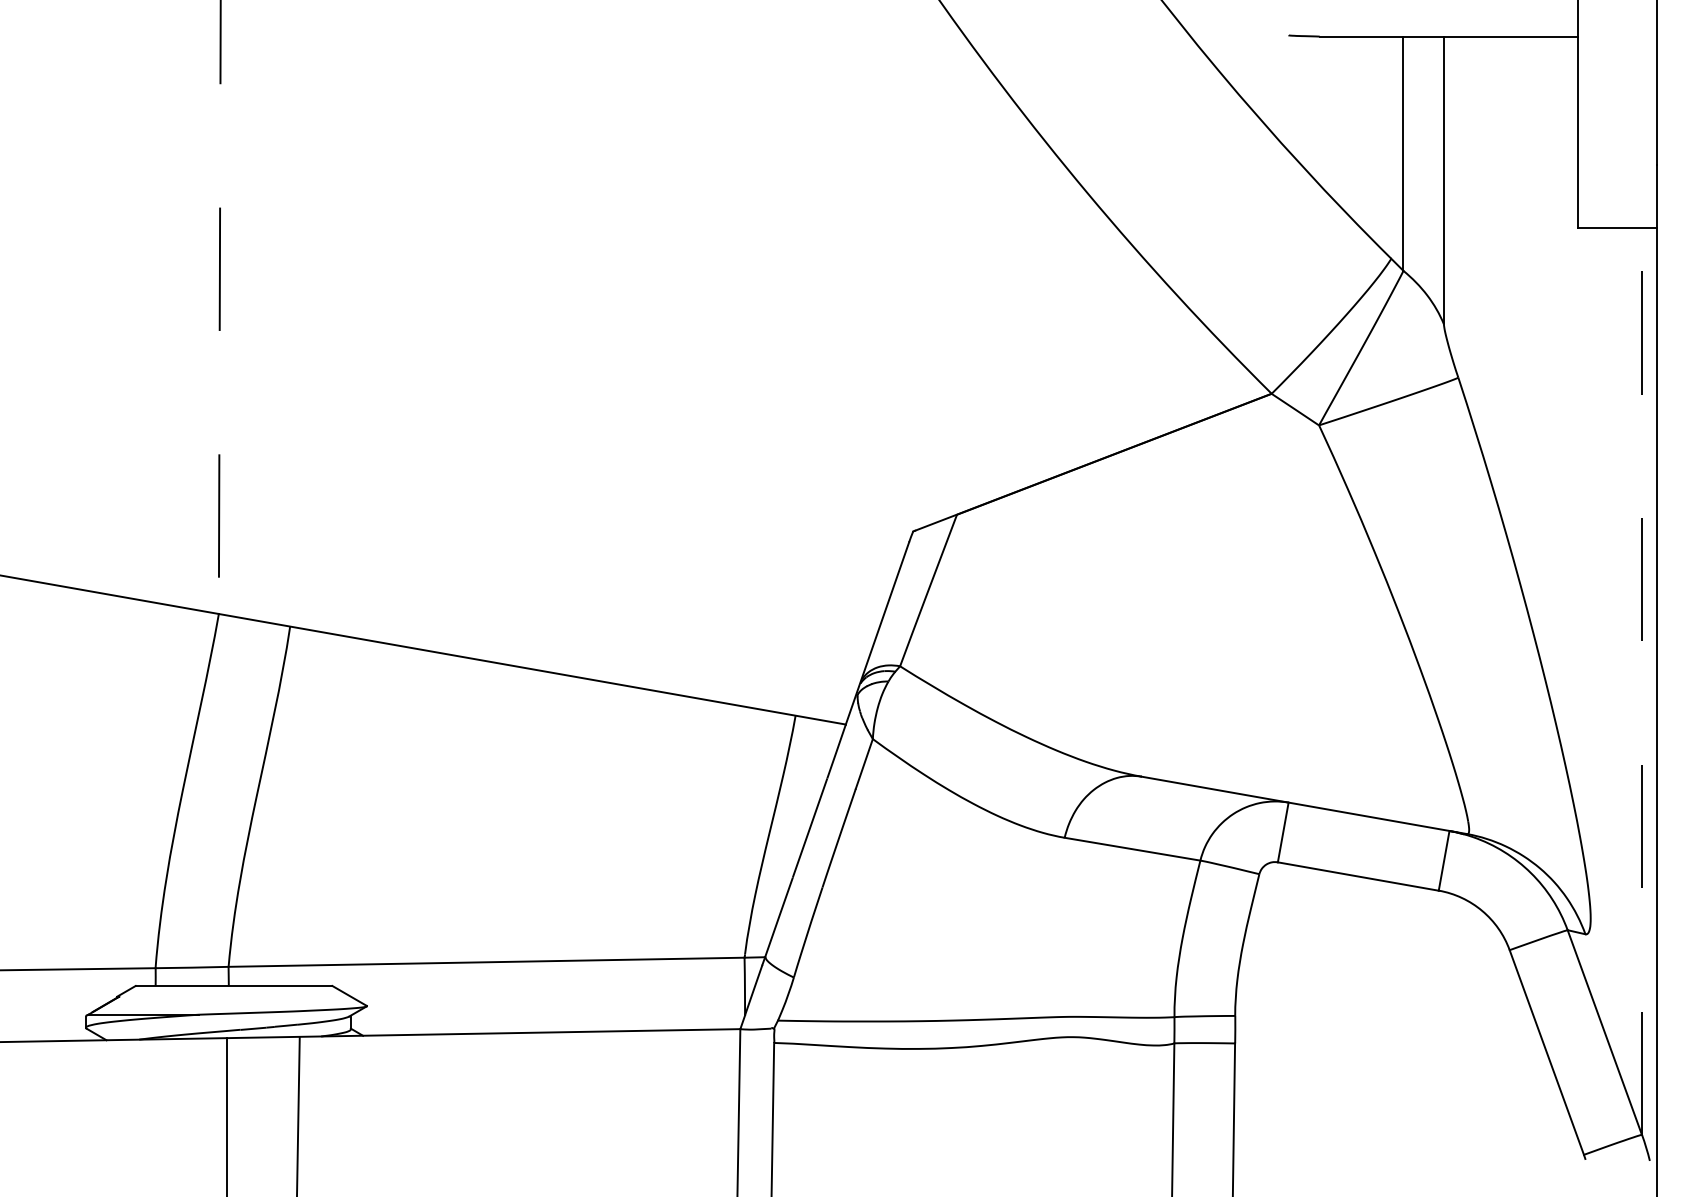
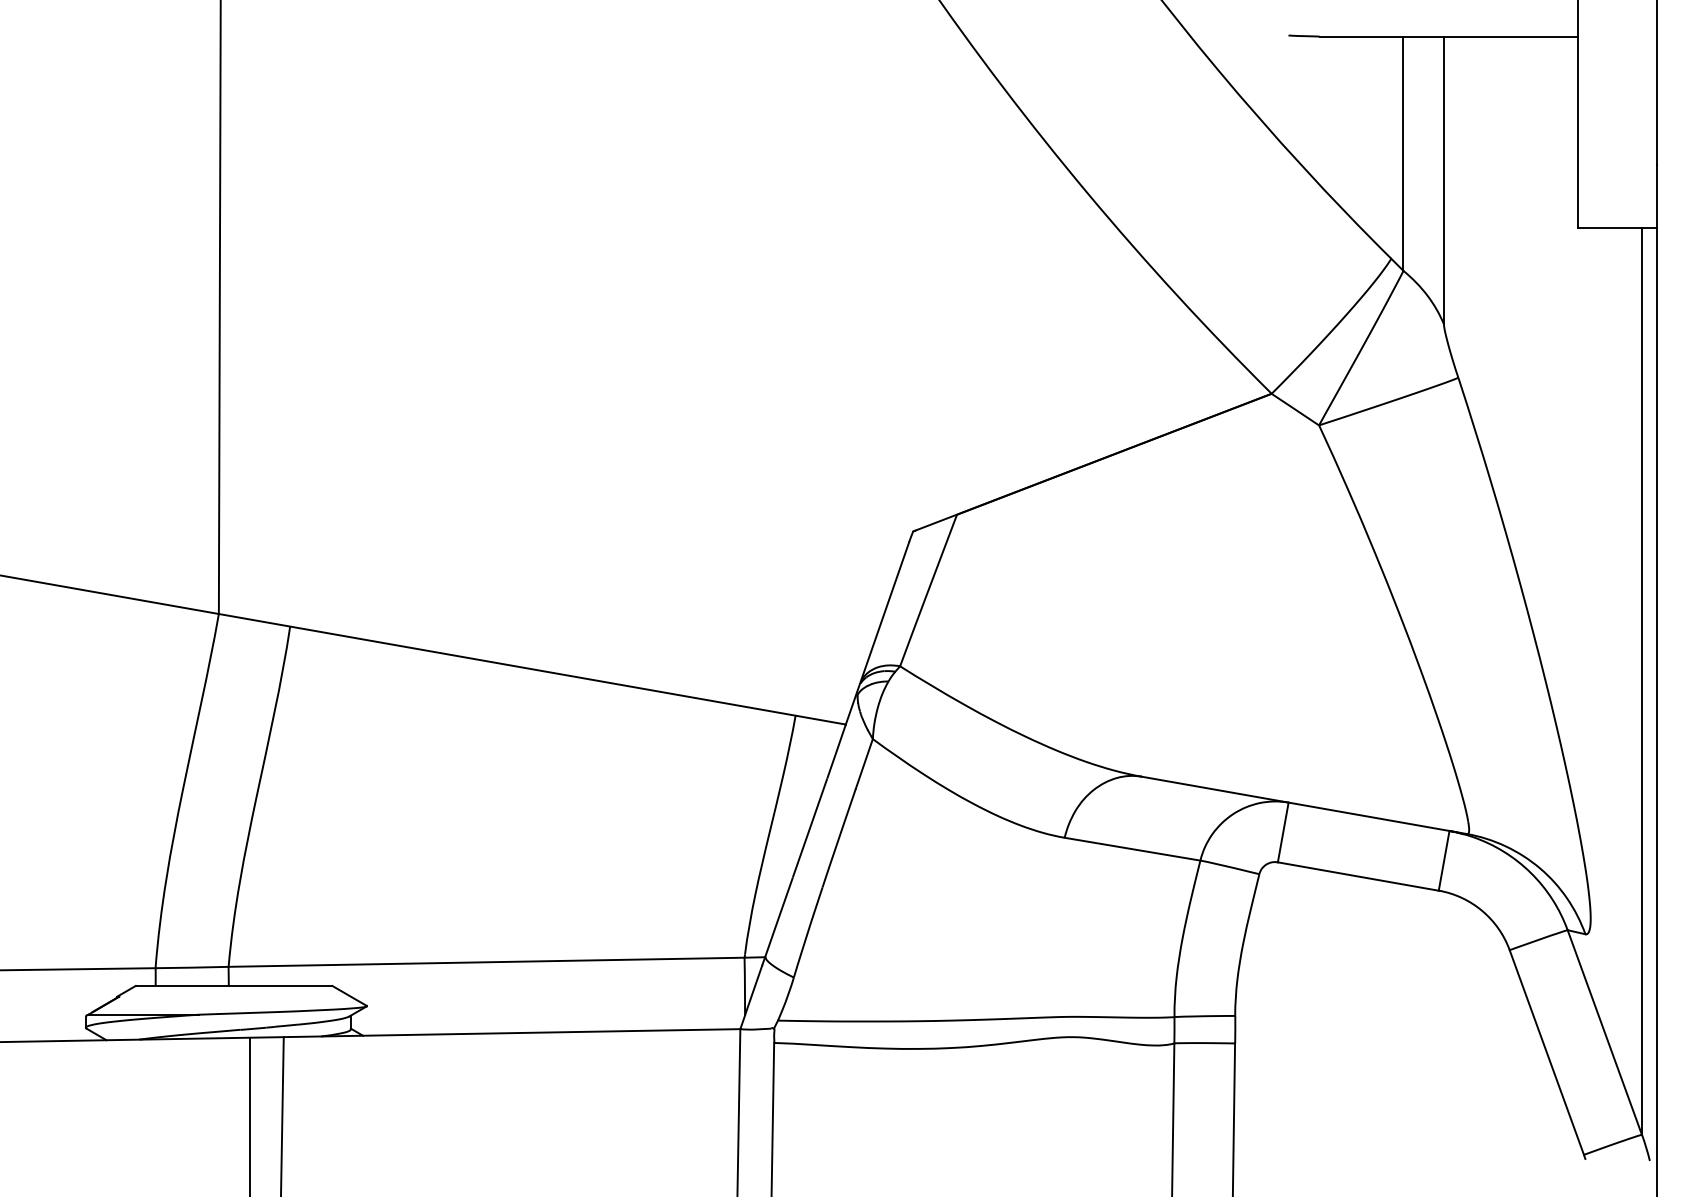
line: dashed -> solid (219, 307)
line: dashed -> solid (1641, 680)
line position: (227, 1115) -> (250, 1115) (250, 1115)
line position: (298, 1115) -> (282, 1115) (282, 1115)
